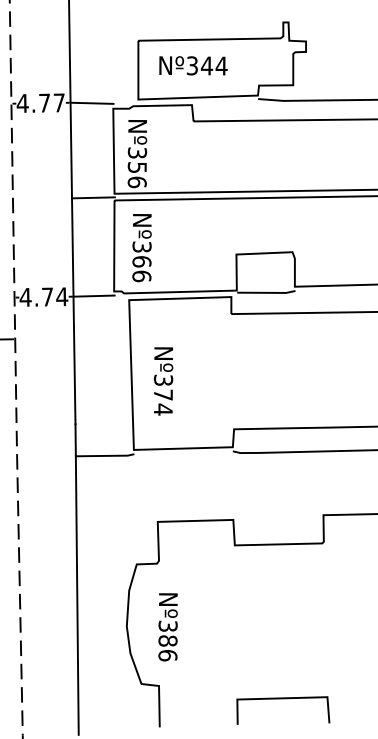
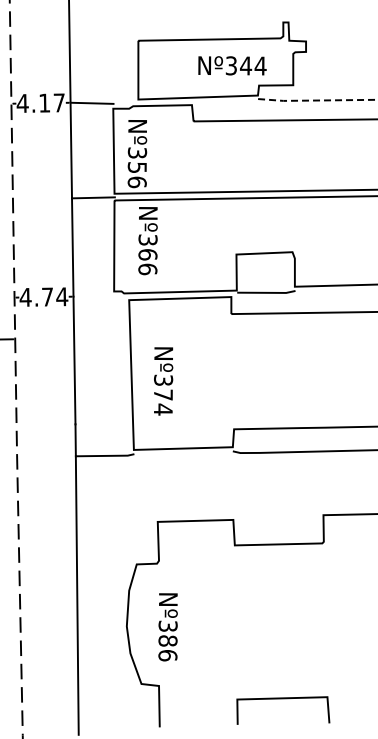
text position: (193, 65) -> (232, 65) (232, 65)
line: solid -> dashed (317, 100)
text: 4.77 -> 4.17 (44, 102)
text position: (141, 248) -> (147, 241) (147, 241)
line: present -> none (93, 295)
